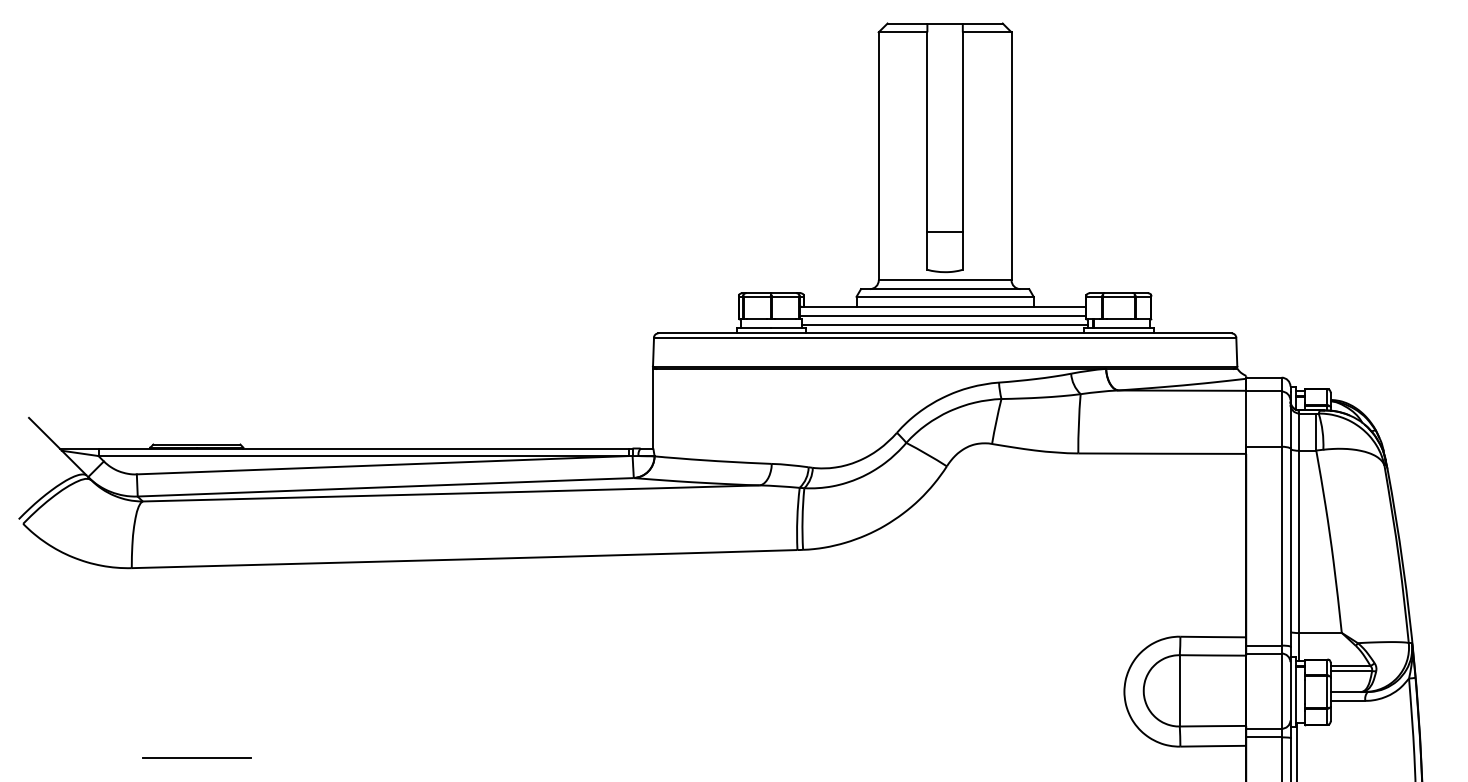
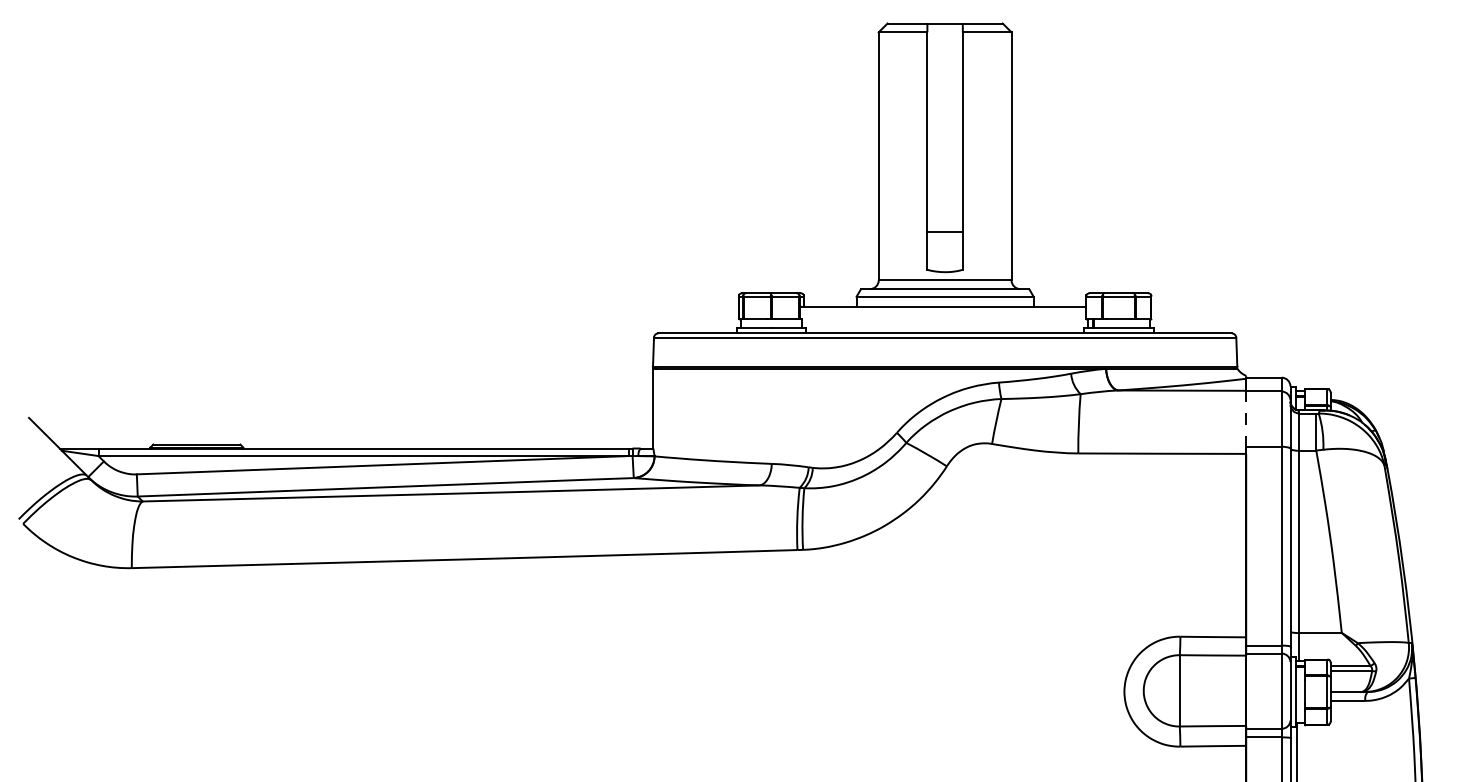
line: present -> none (942, 315)
line: present -> none (944, 324)
line: solid -> dashed (1246, 419)
line: present -> none (196, 758)
